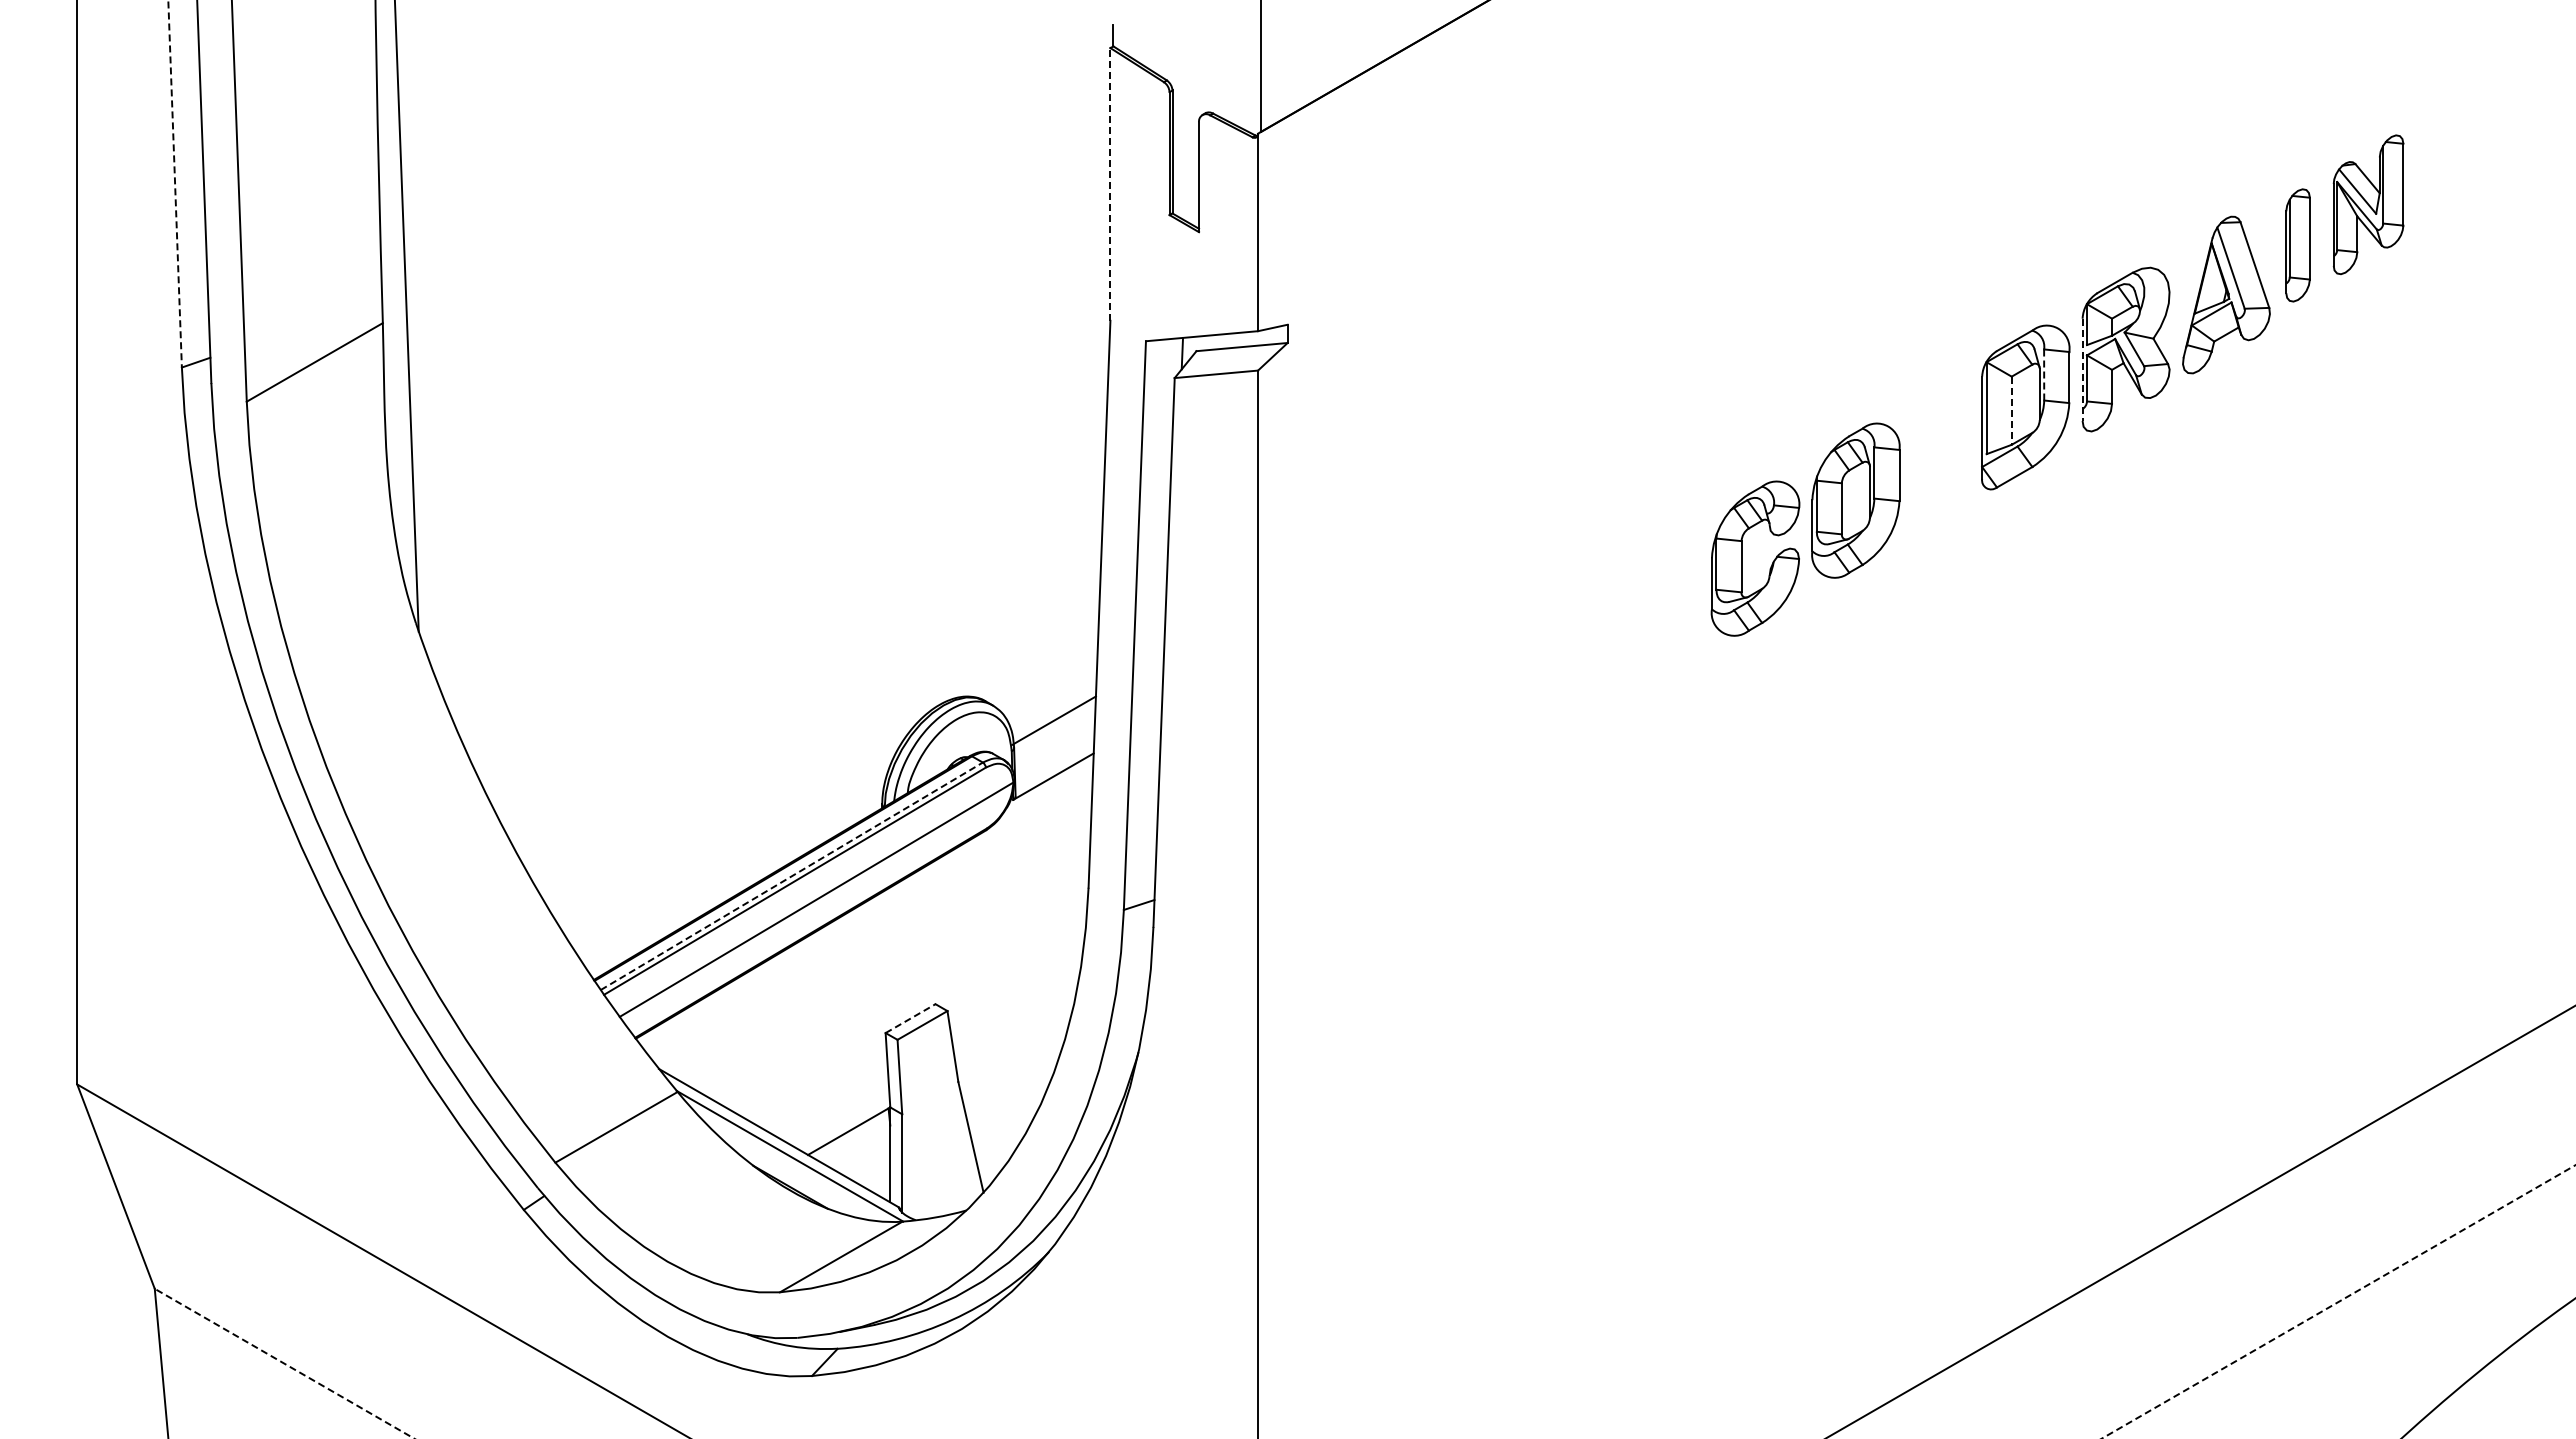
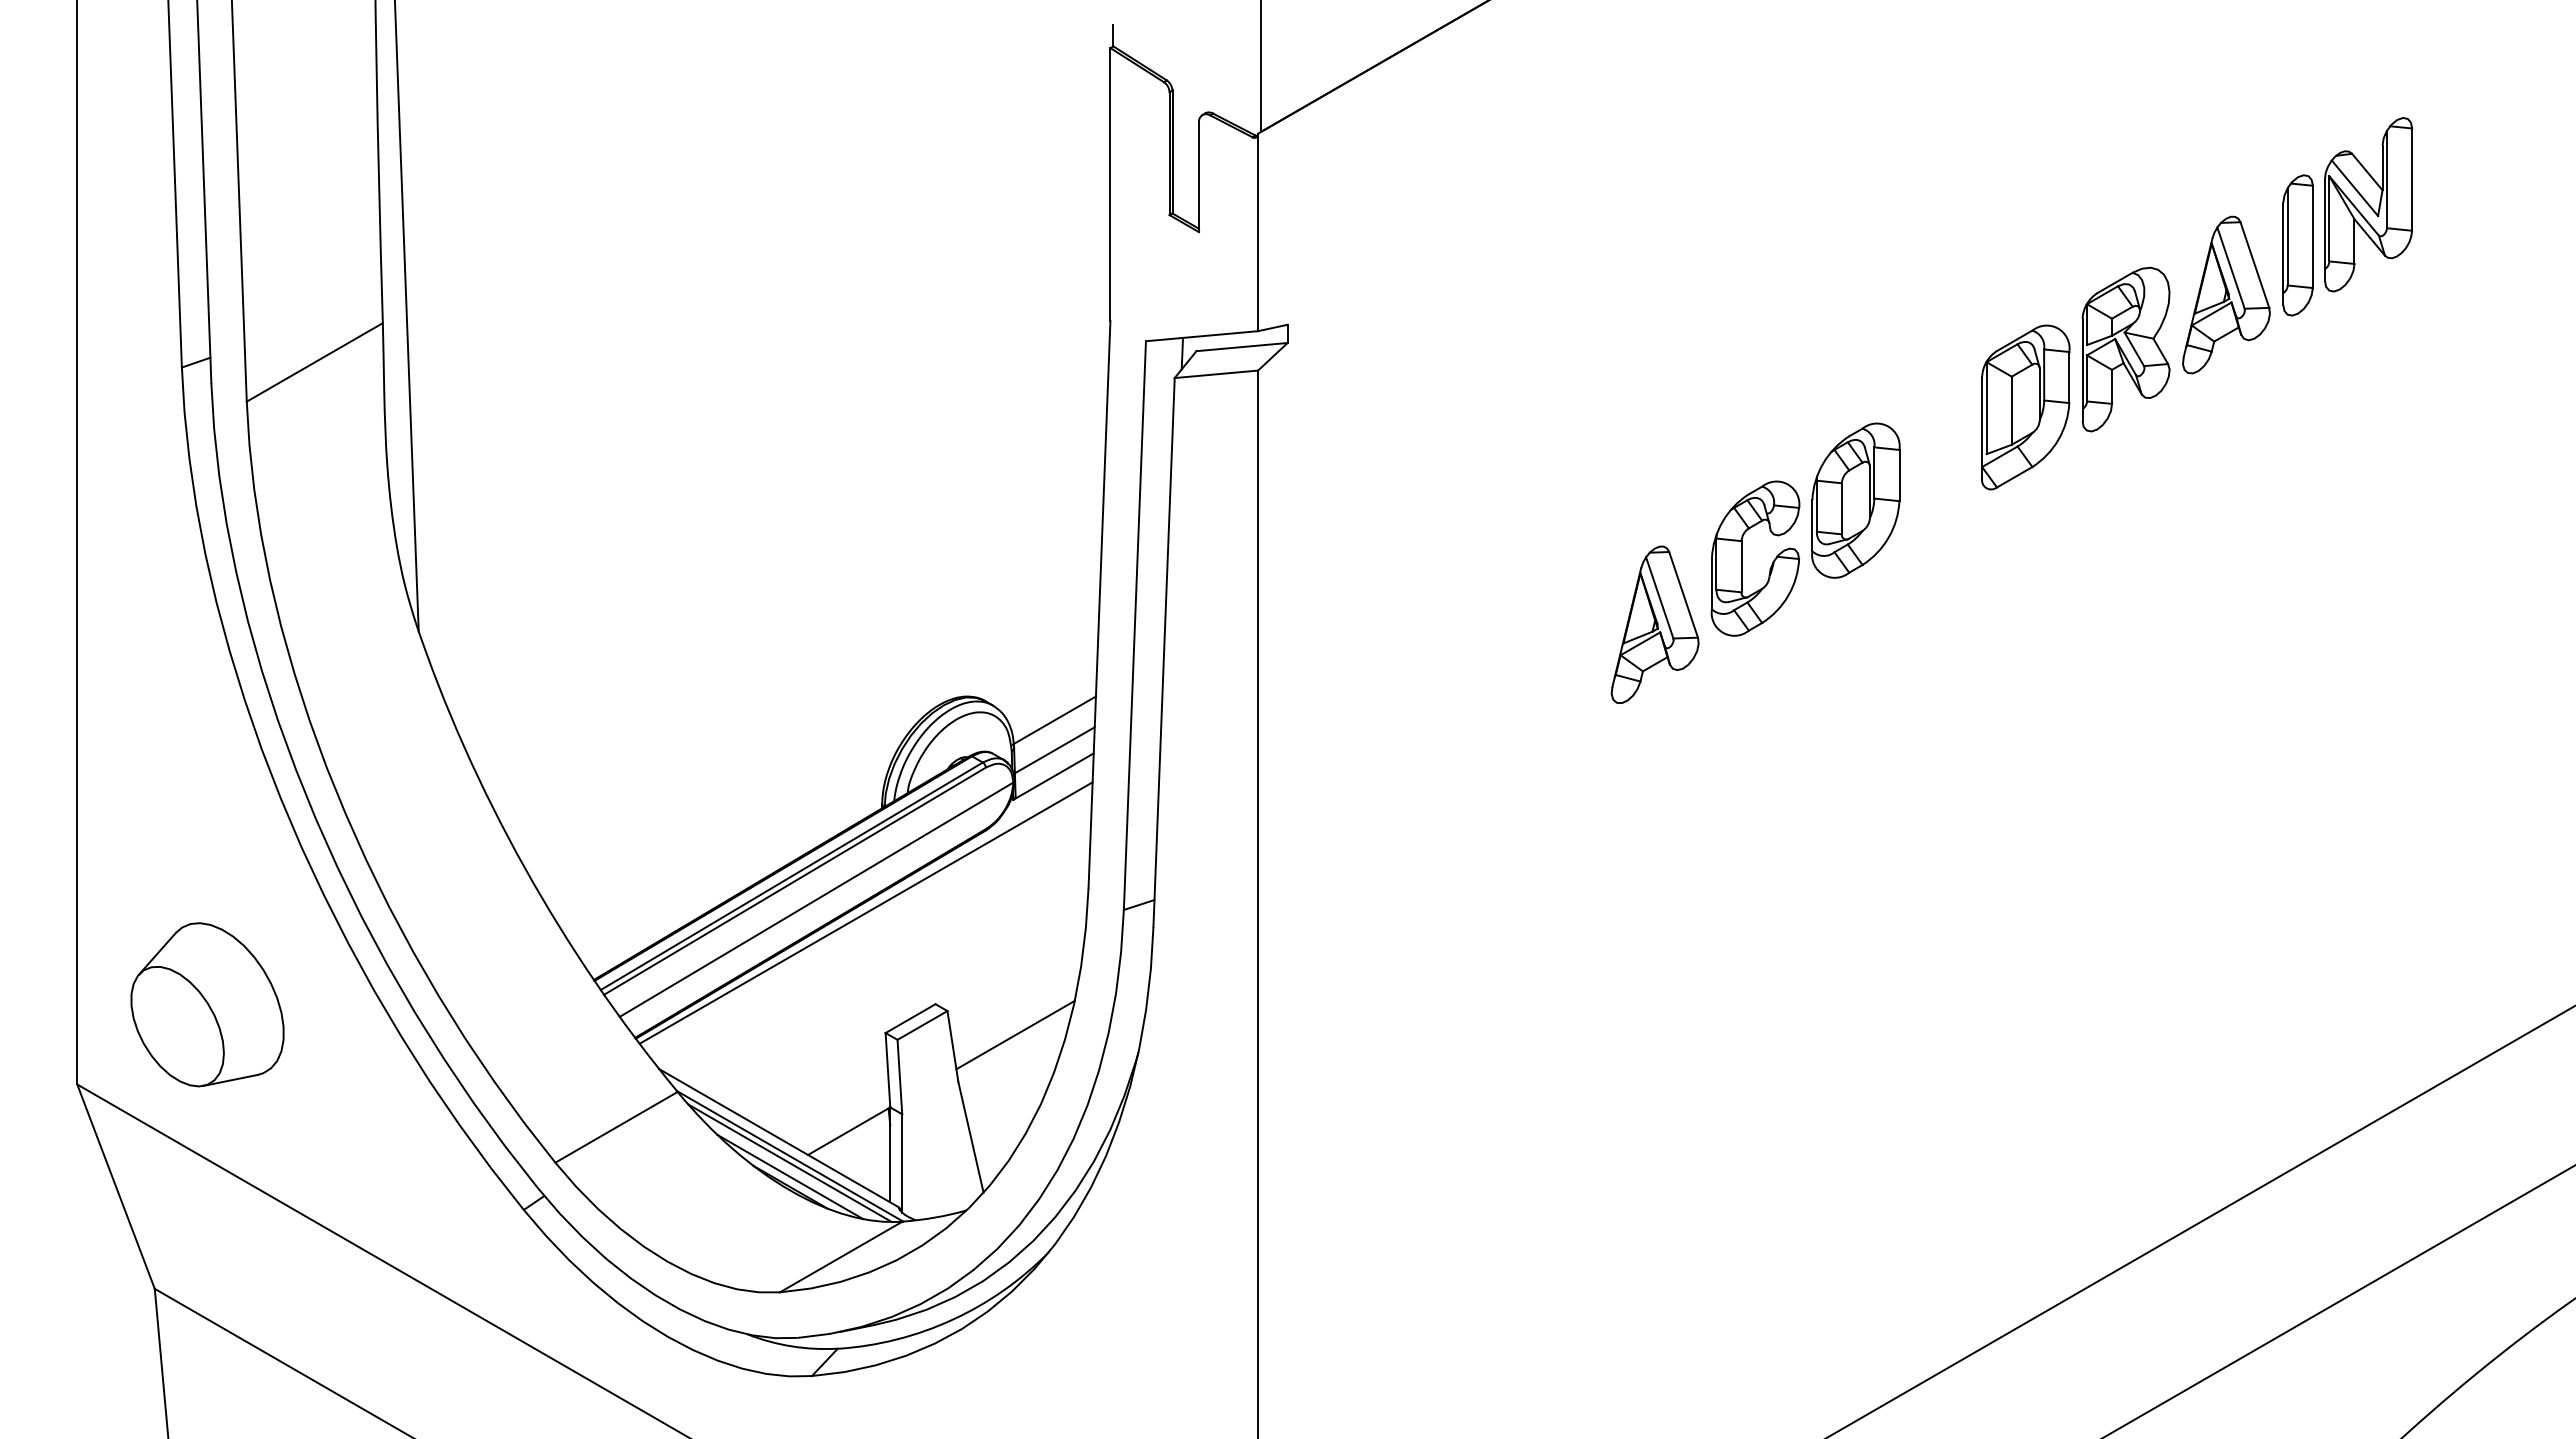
line: dashed -> solid (175, 183)
line: dashed -> solid (1110, 183)
part size: 73x142 px -> 89x176 px (2368, 204)
part size: 26x115 px -> 32x143 px (2297, 245)
line: dashed -> solid (2082, 370)
line: dashed -> solid (2044, 374)
line: dashed -> solid (2011, 411)
part: none -> present (1654, 624)
line: none -> present (1054, 750)
line: dashed -> solid (792, 876)
line: none -> present (865, 912)
part: none -> present (207, 1004)
line: dashed -> solid (910, 1018)
line: none -> present (1015, 1034)
line: none -> present (789, 1163)
line: none -> present (790, 1176)
line: dashed -> solid (2338, 1301)
line: dashed -> solid (284, 1363)
